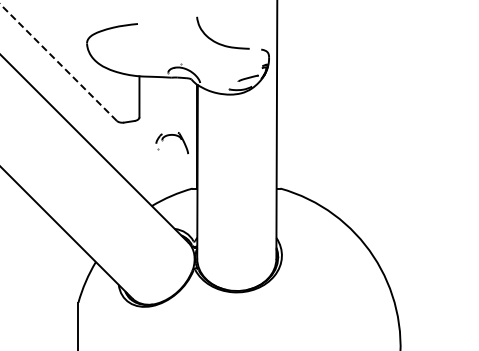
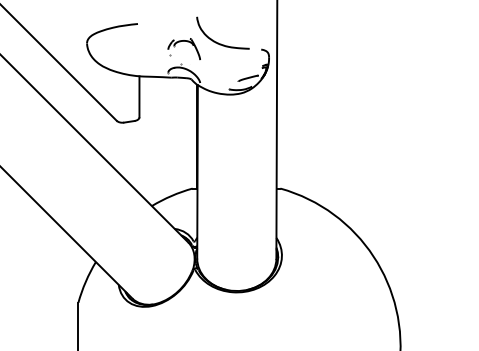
line: dashed -> solid (58, 62)
part position: (168, 136) -> (180, 42) (180, 42)
